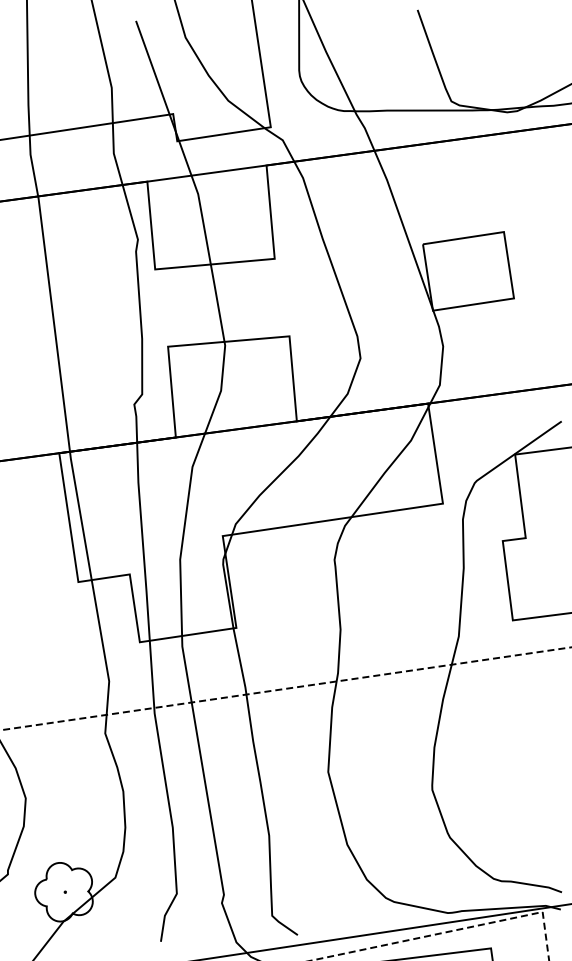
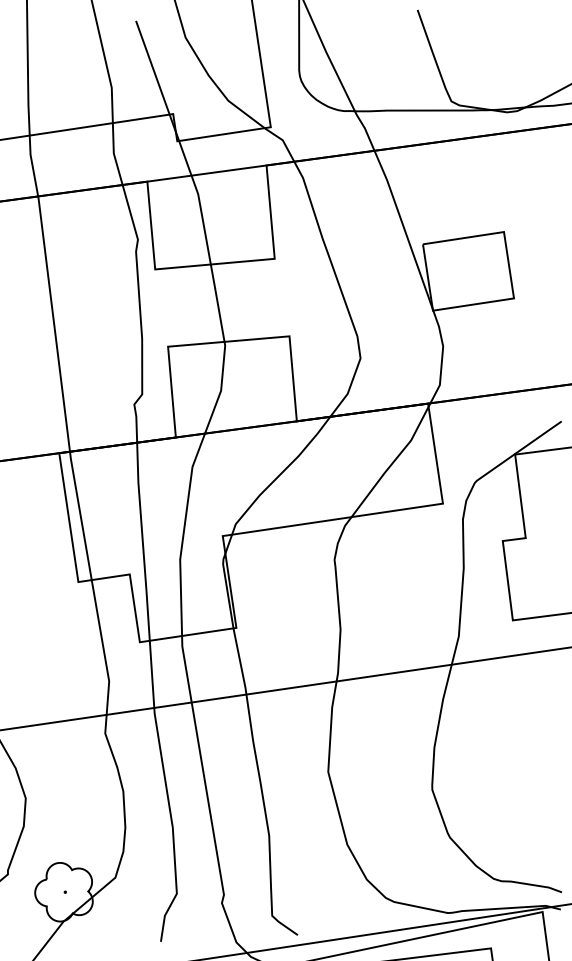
line: dashed -> solid (285, 688)
line: dashed -> solid (450, 931)
